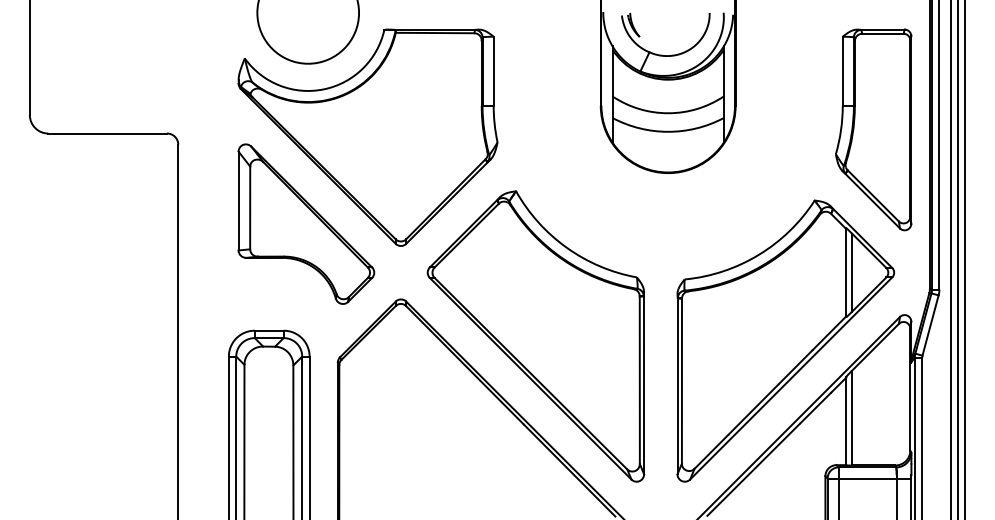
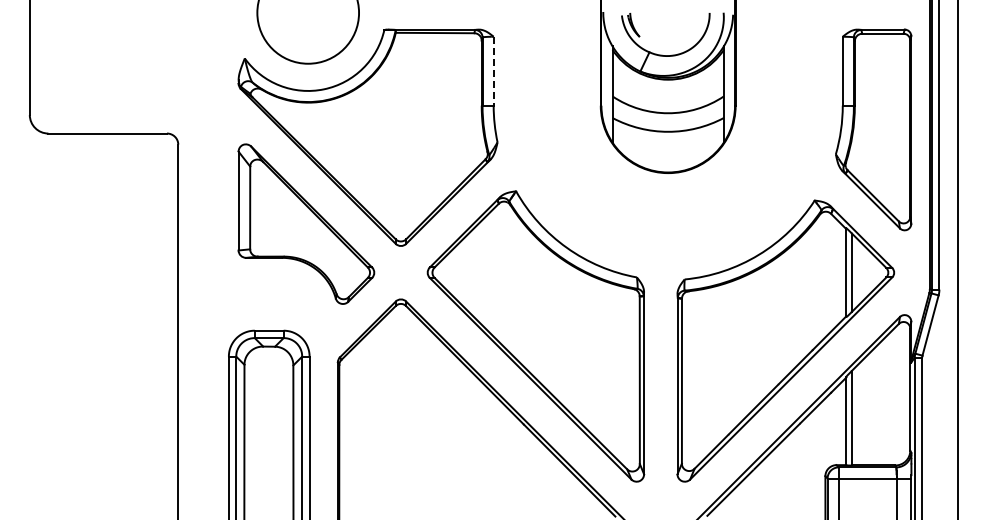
line: solid -> dashed (493, 71)
line: present -> none (950, 259)
line: present -> none (965, 259)
